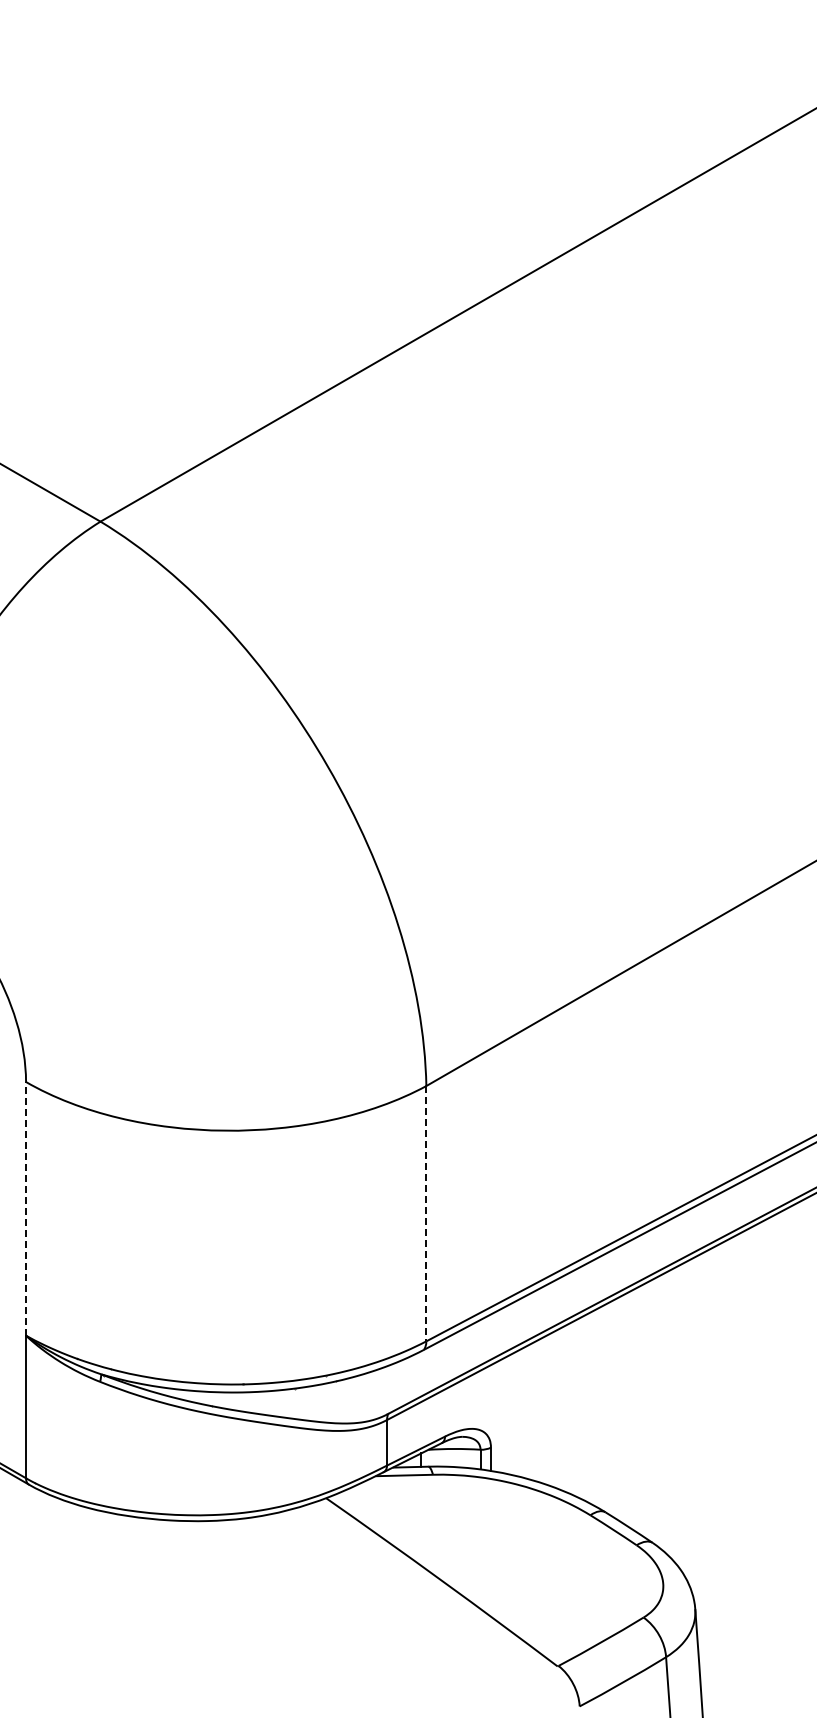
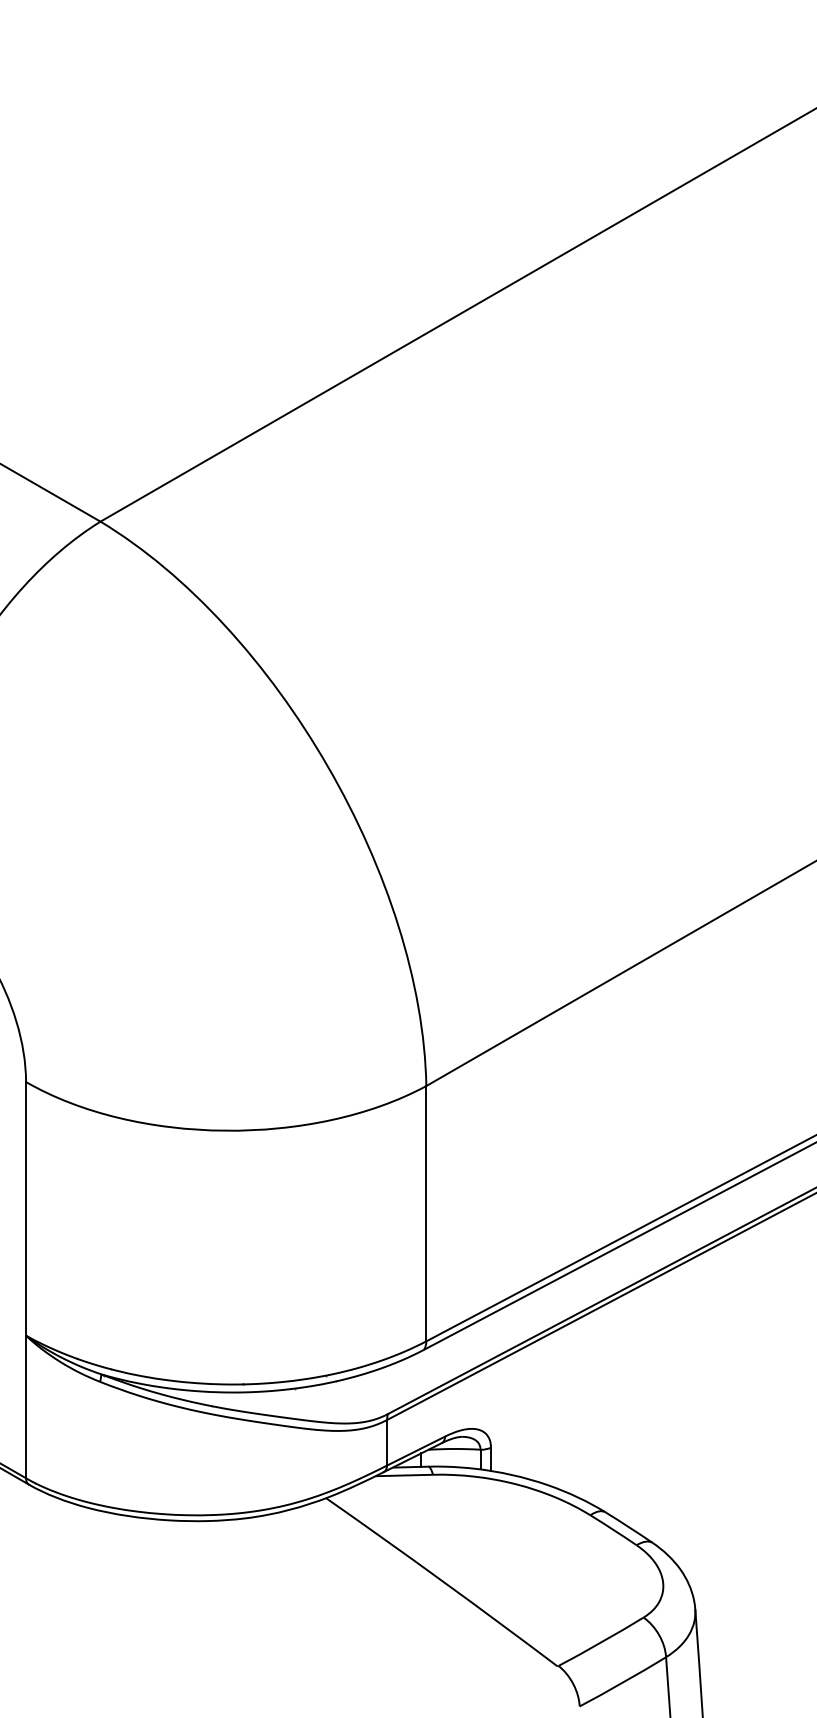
line: dashed -> solid (26, 1208)
line: dashed -> solid (426, 1213)
